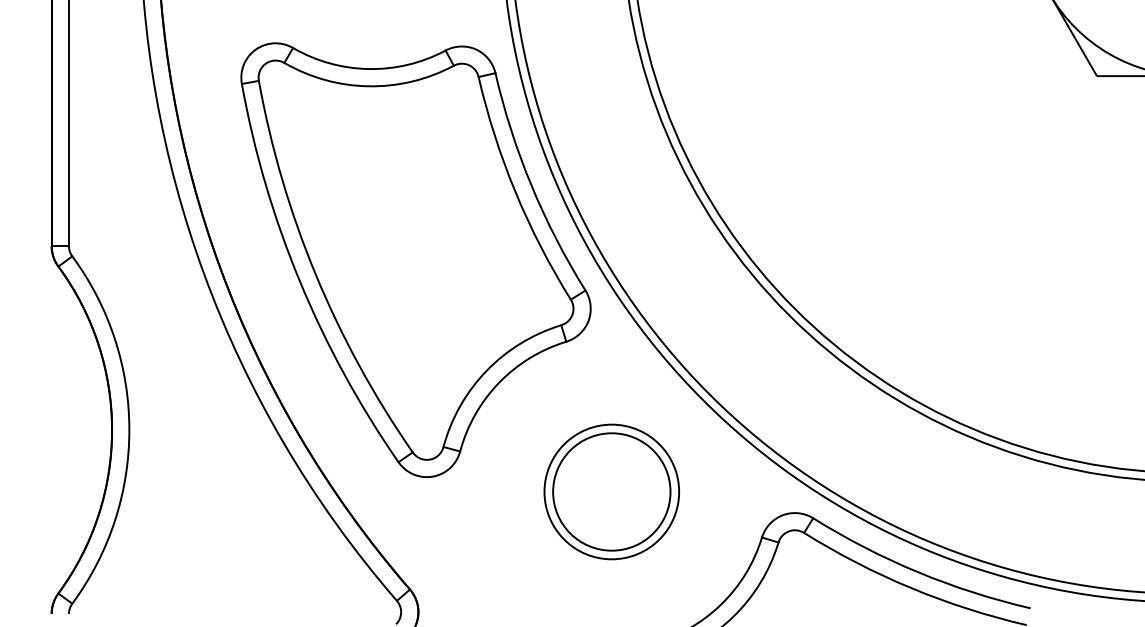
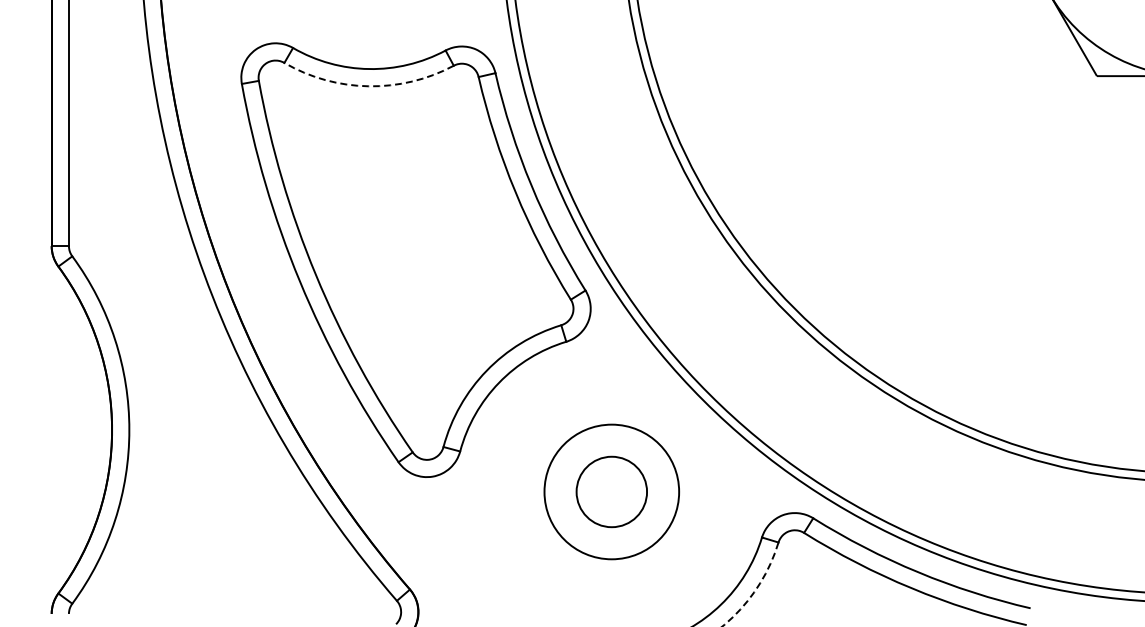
arc: solid -> dashed (368, 86)
circle diameter: 117 px -> 70 px (611, 491)
arc: solid -> dashed (757, 587)
